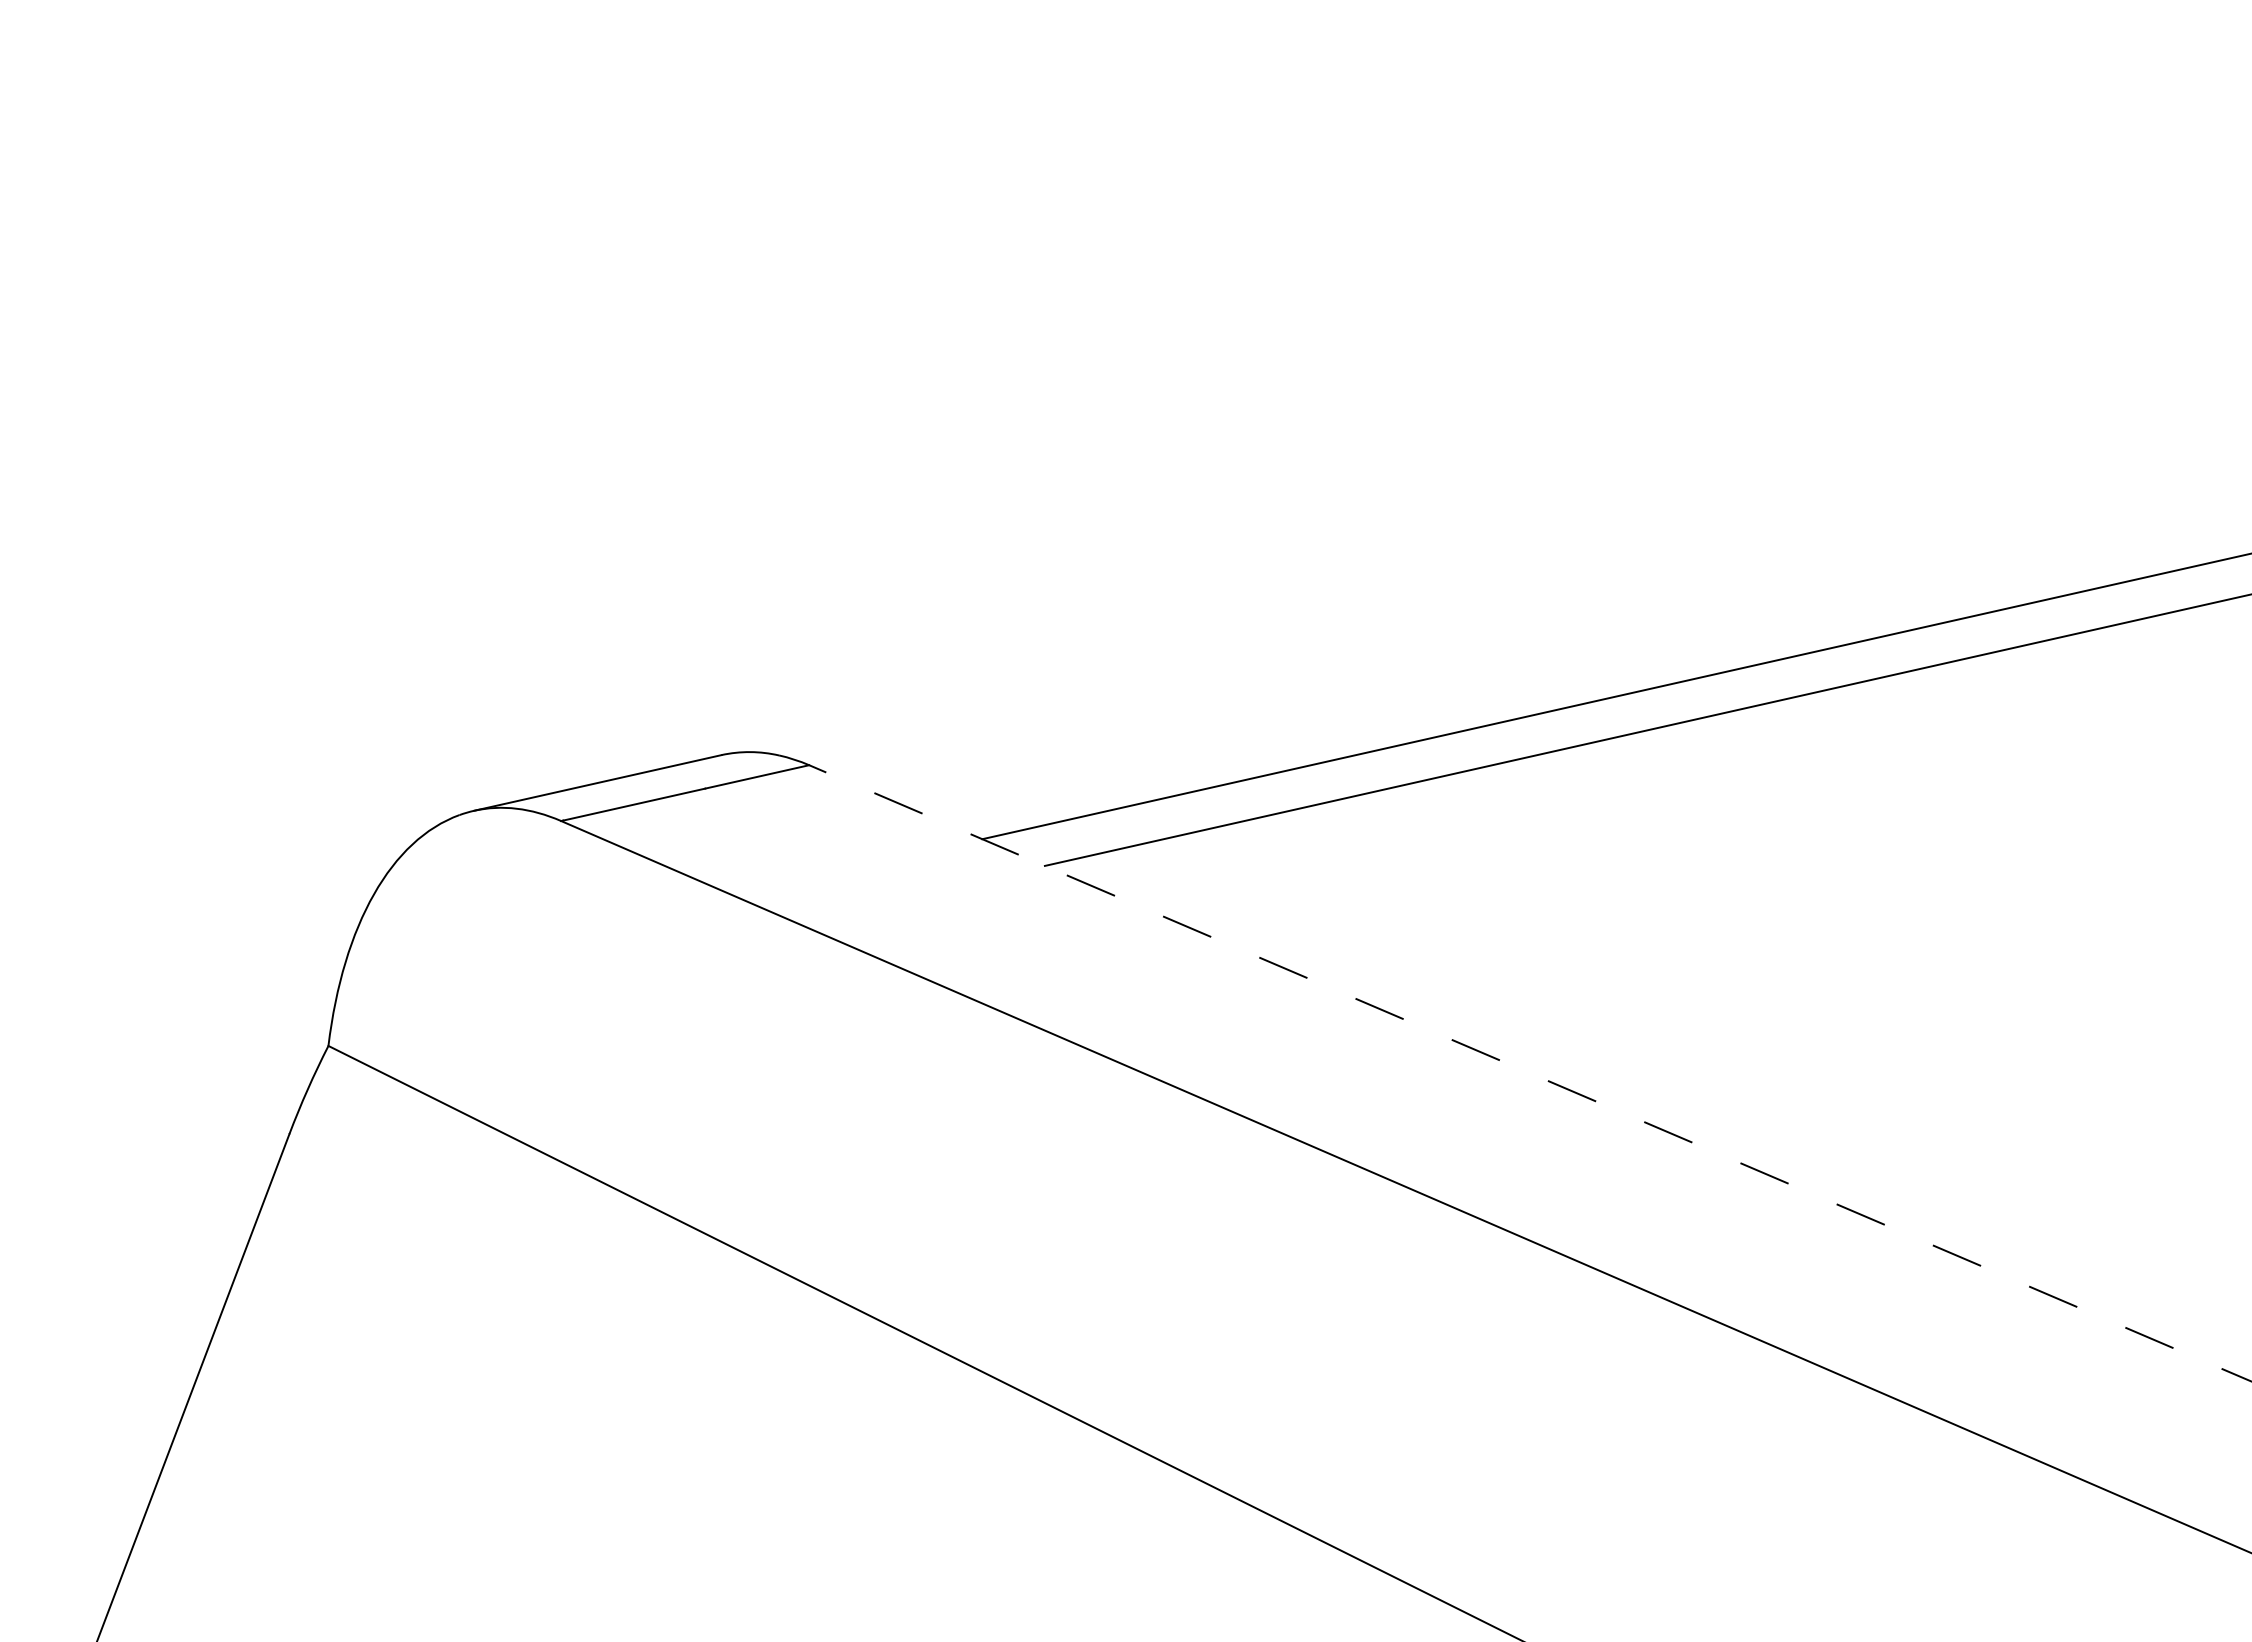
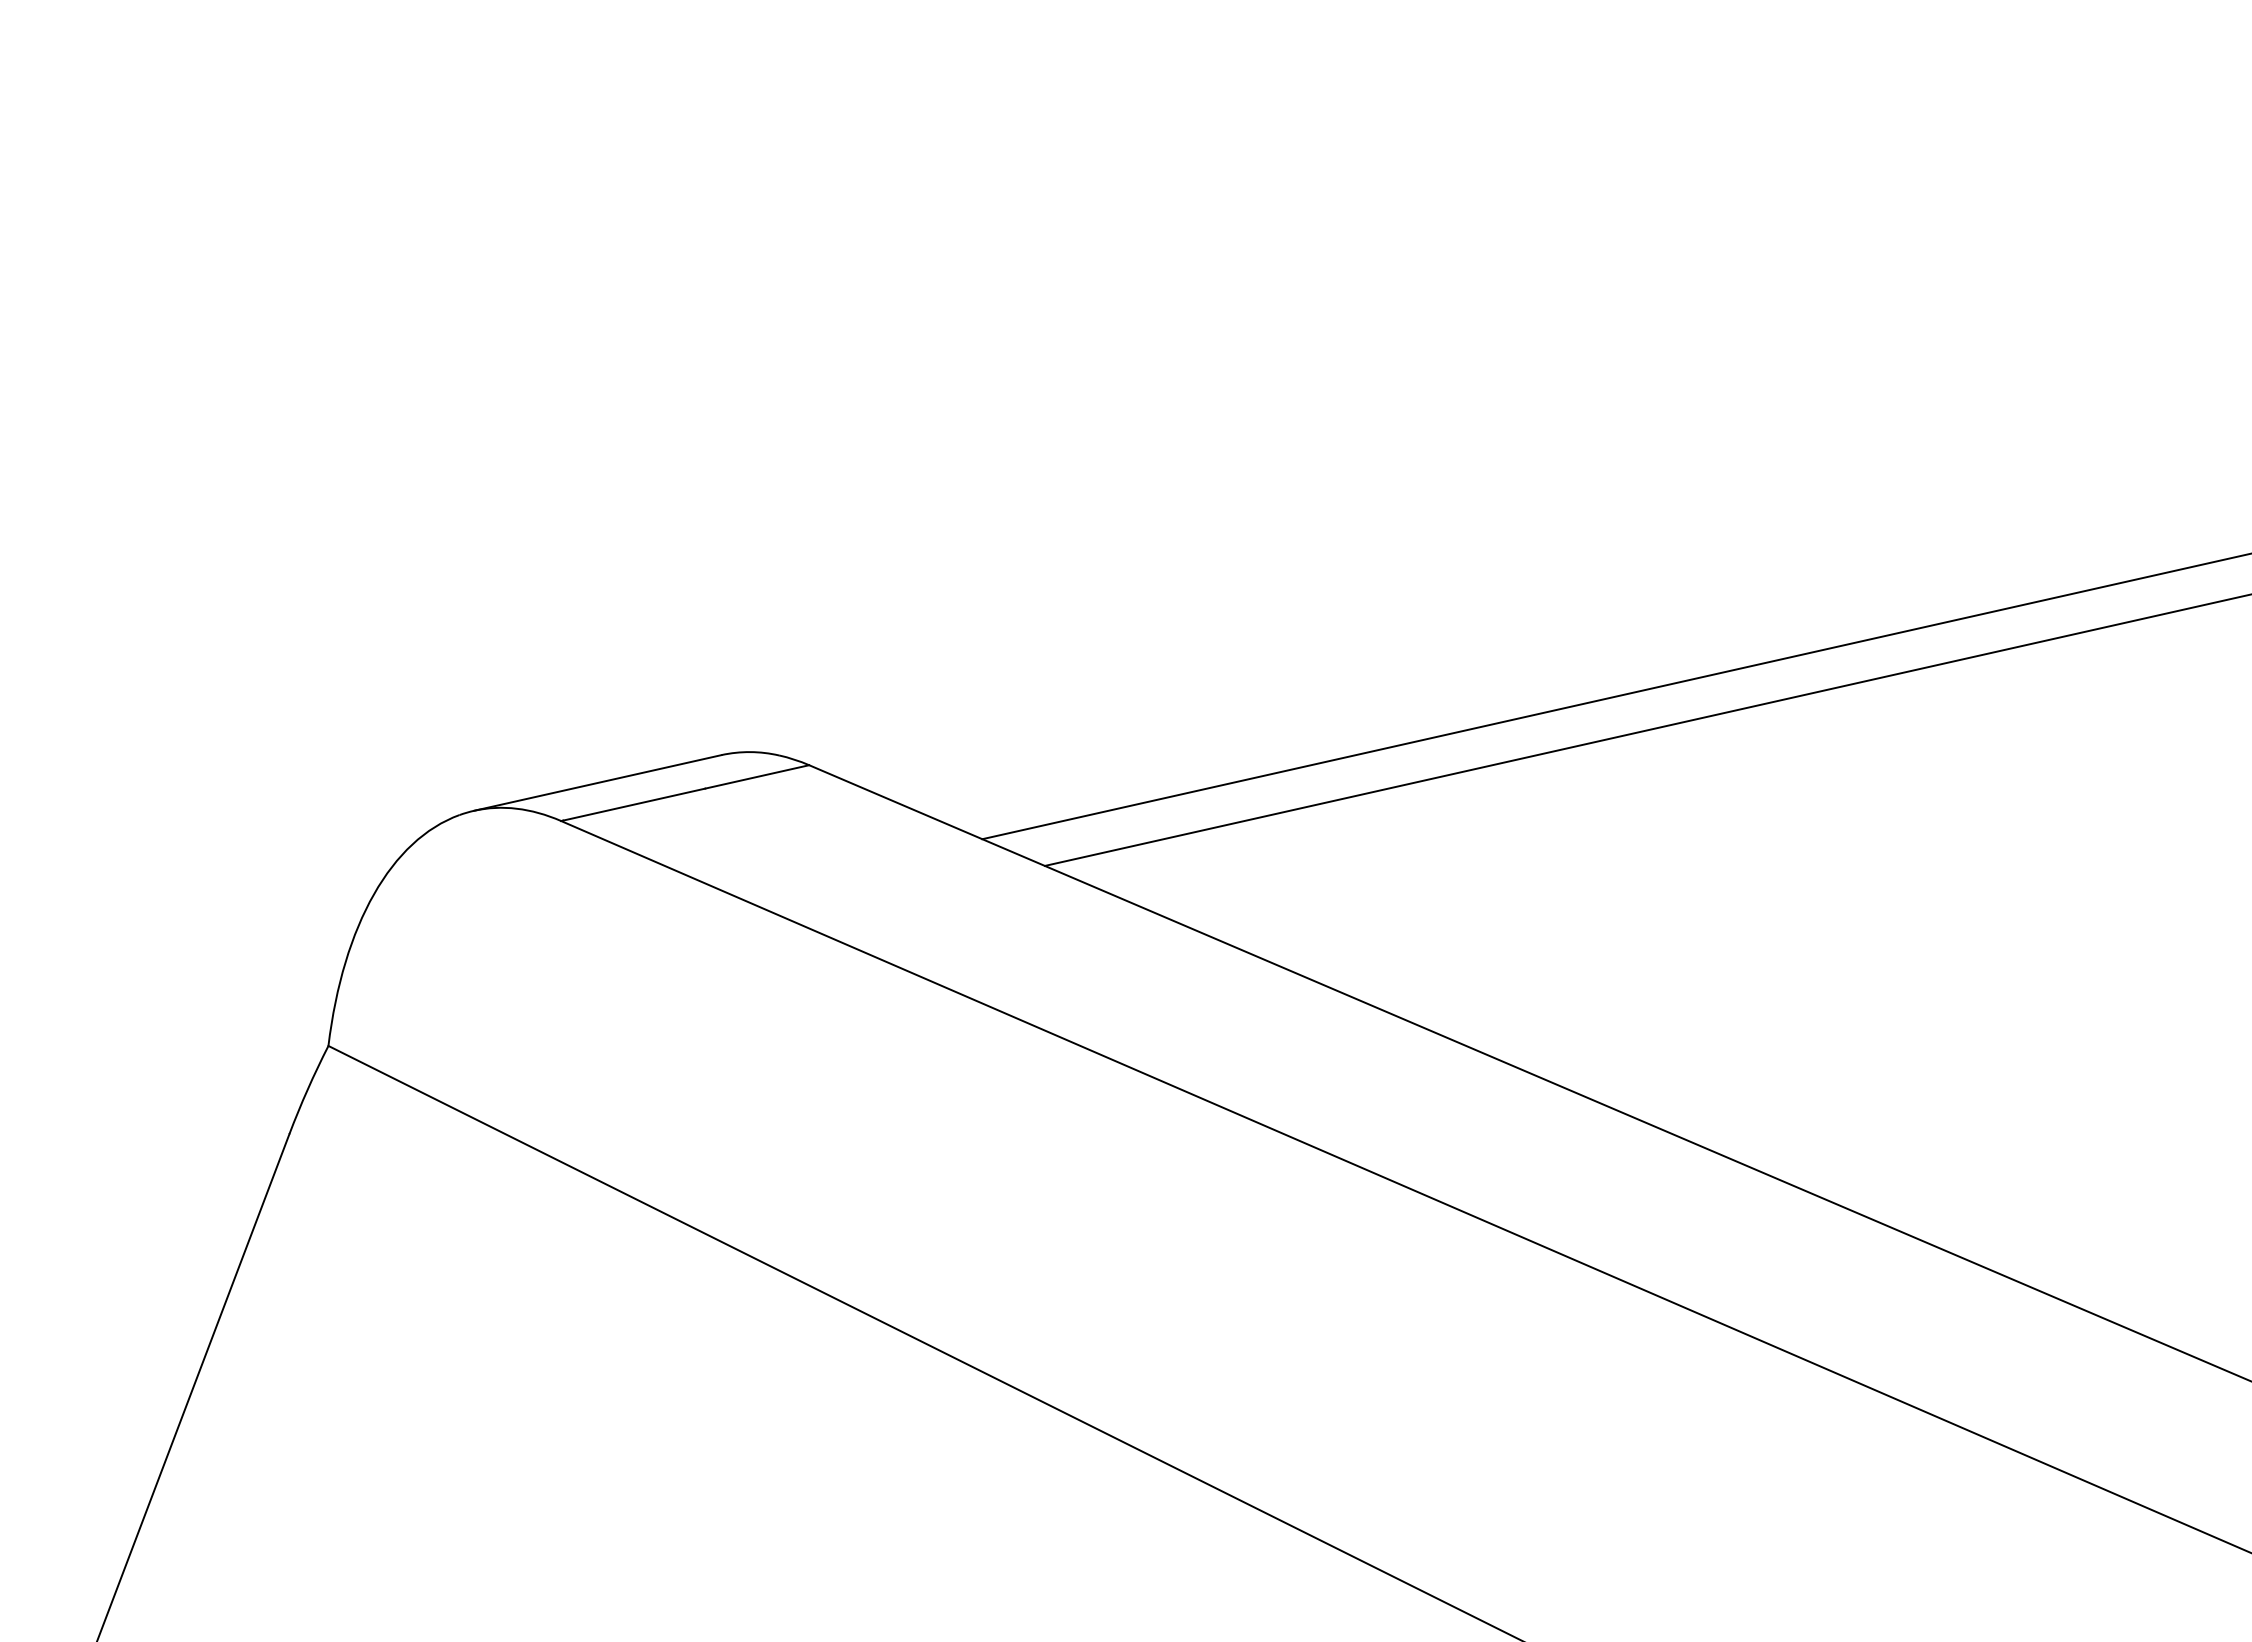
line: dashed -> solid (1530, 1073)
